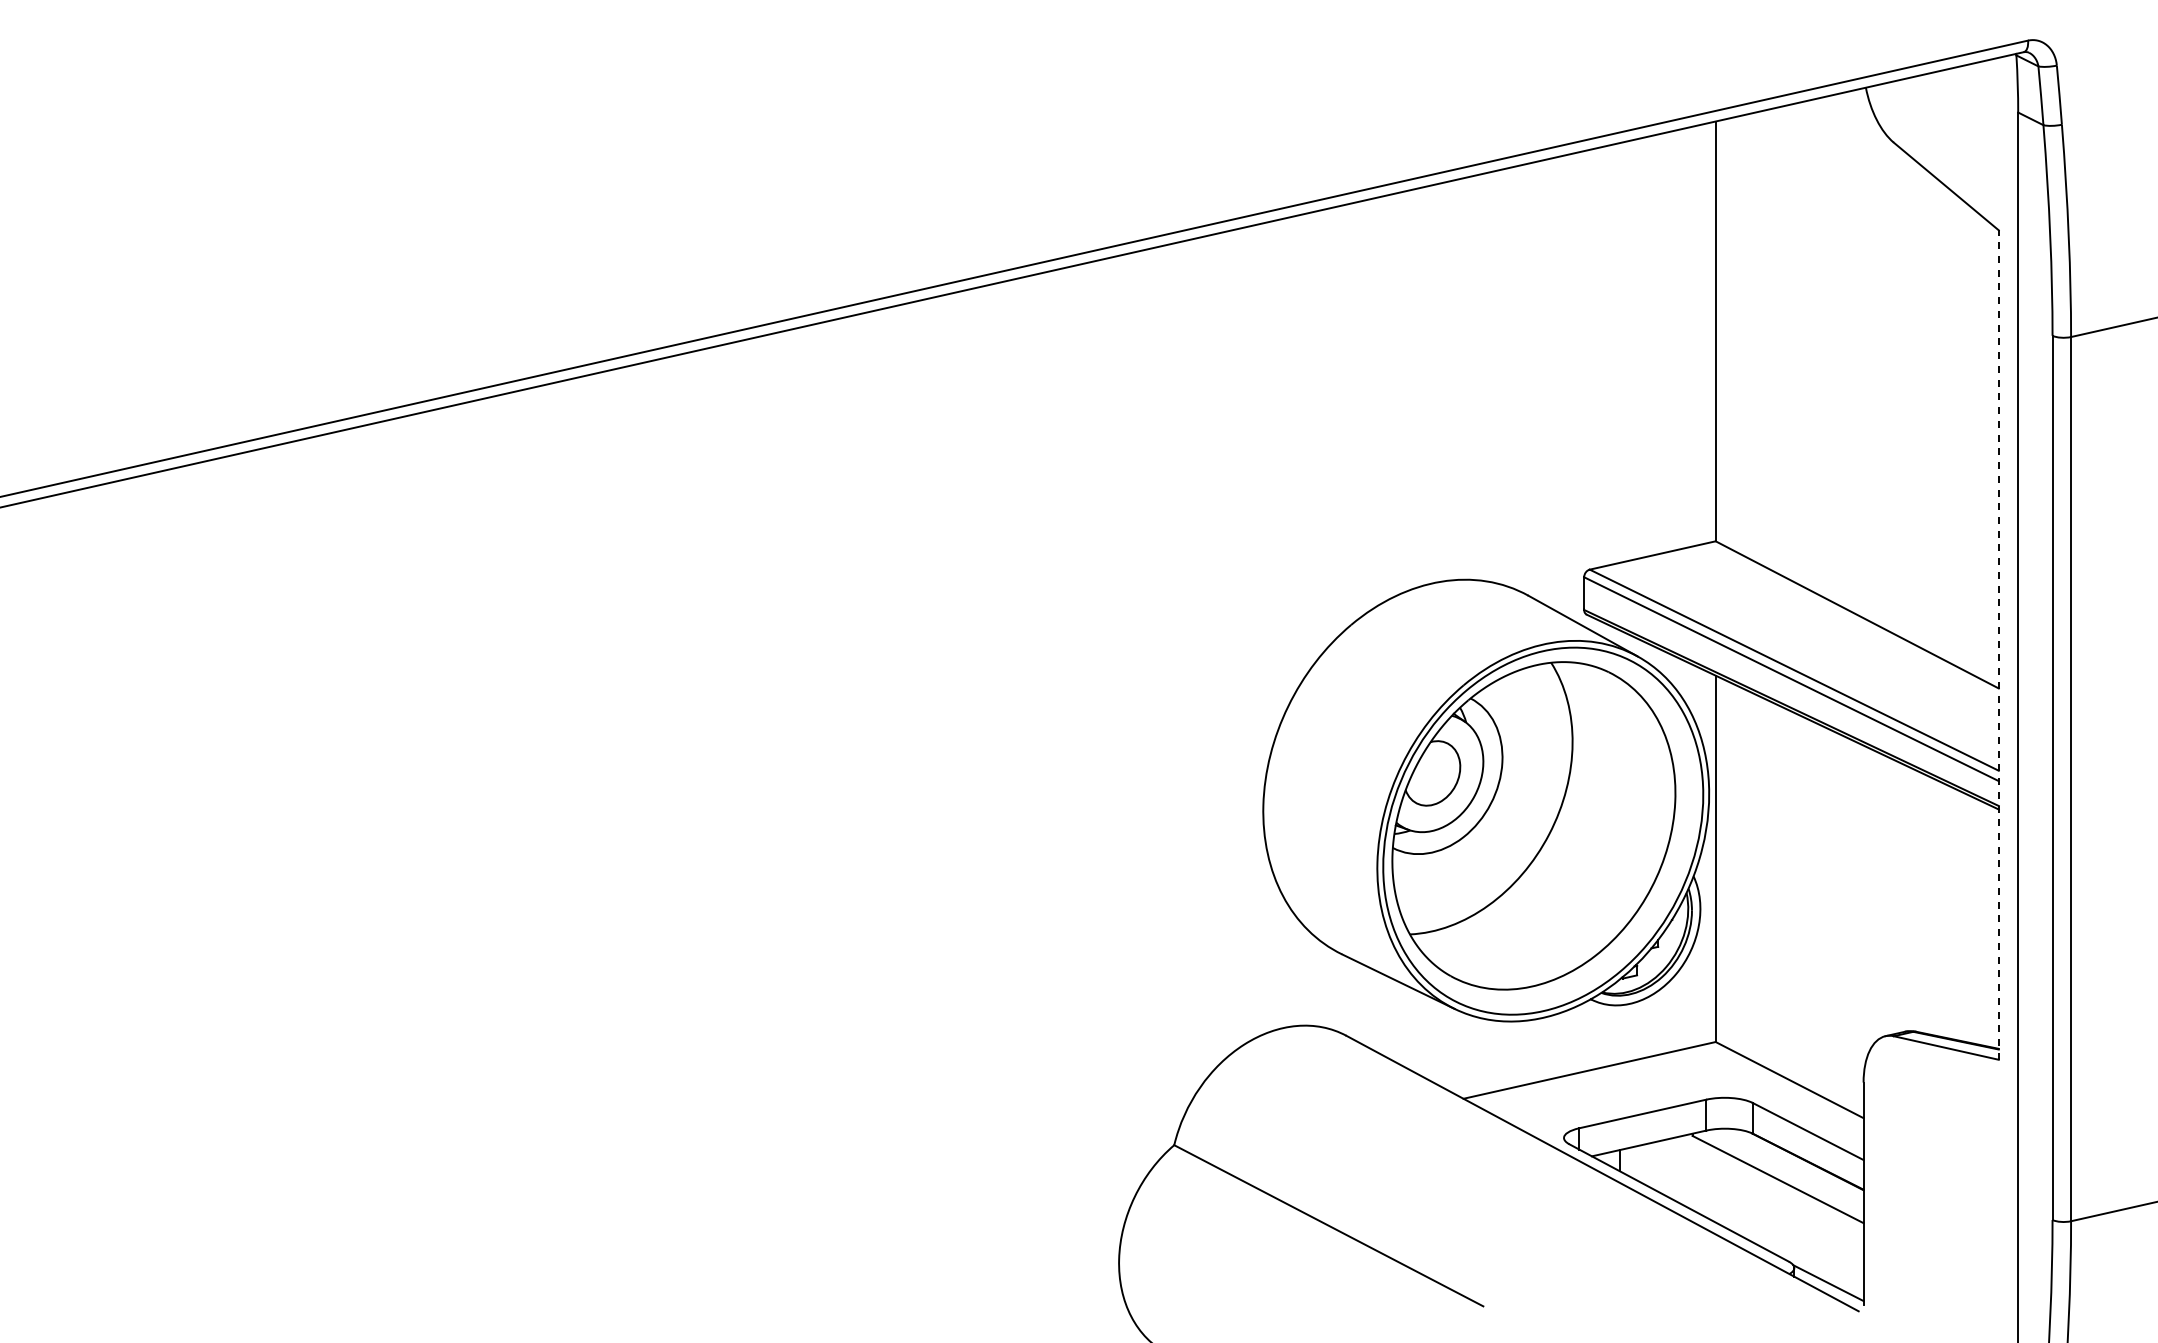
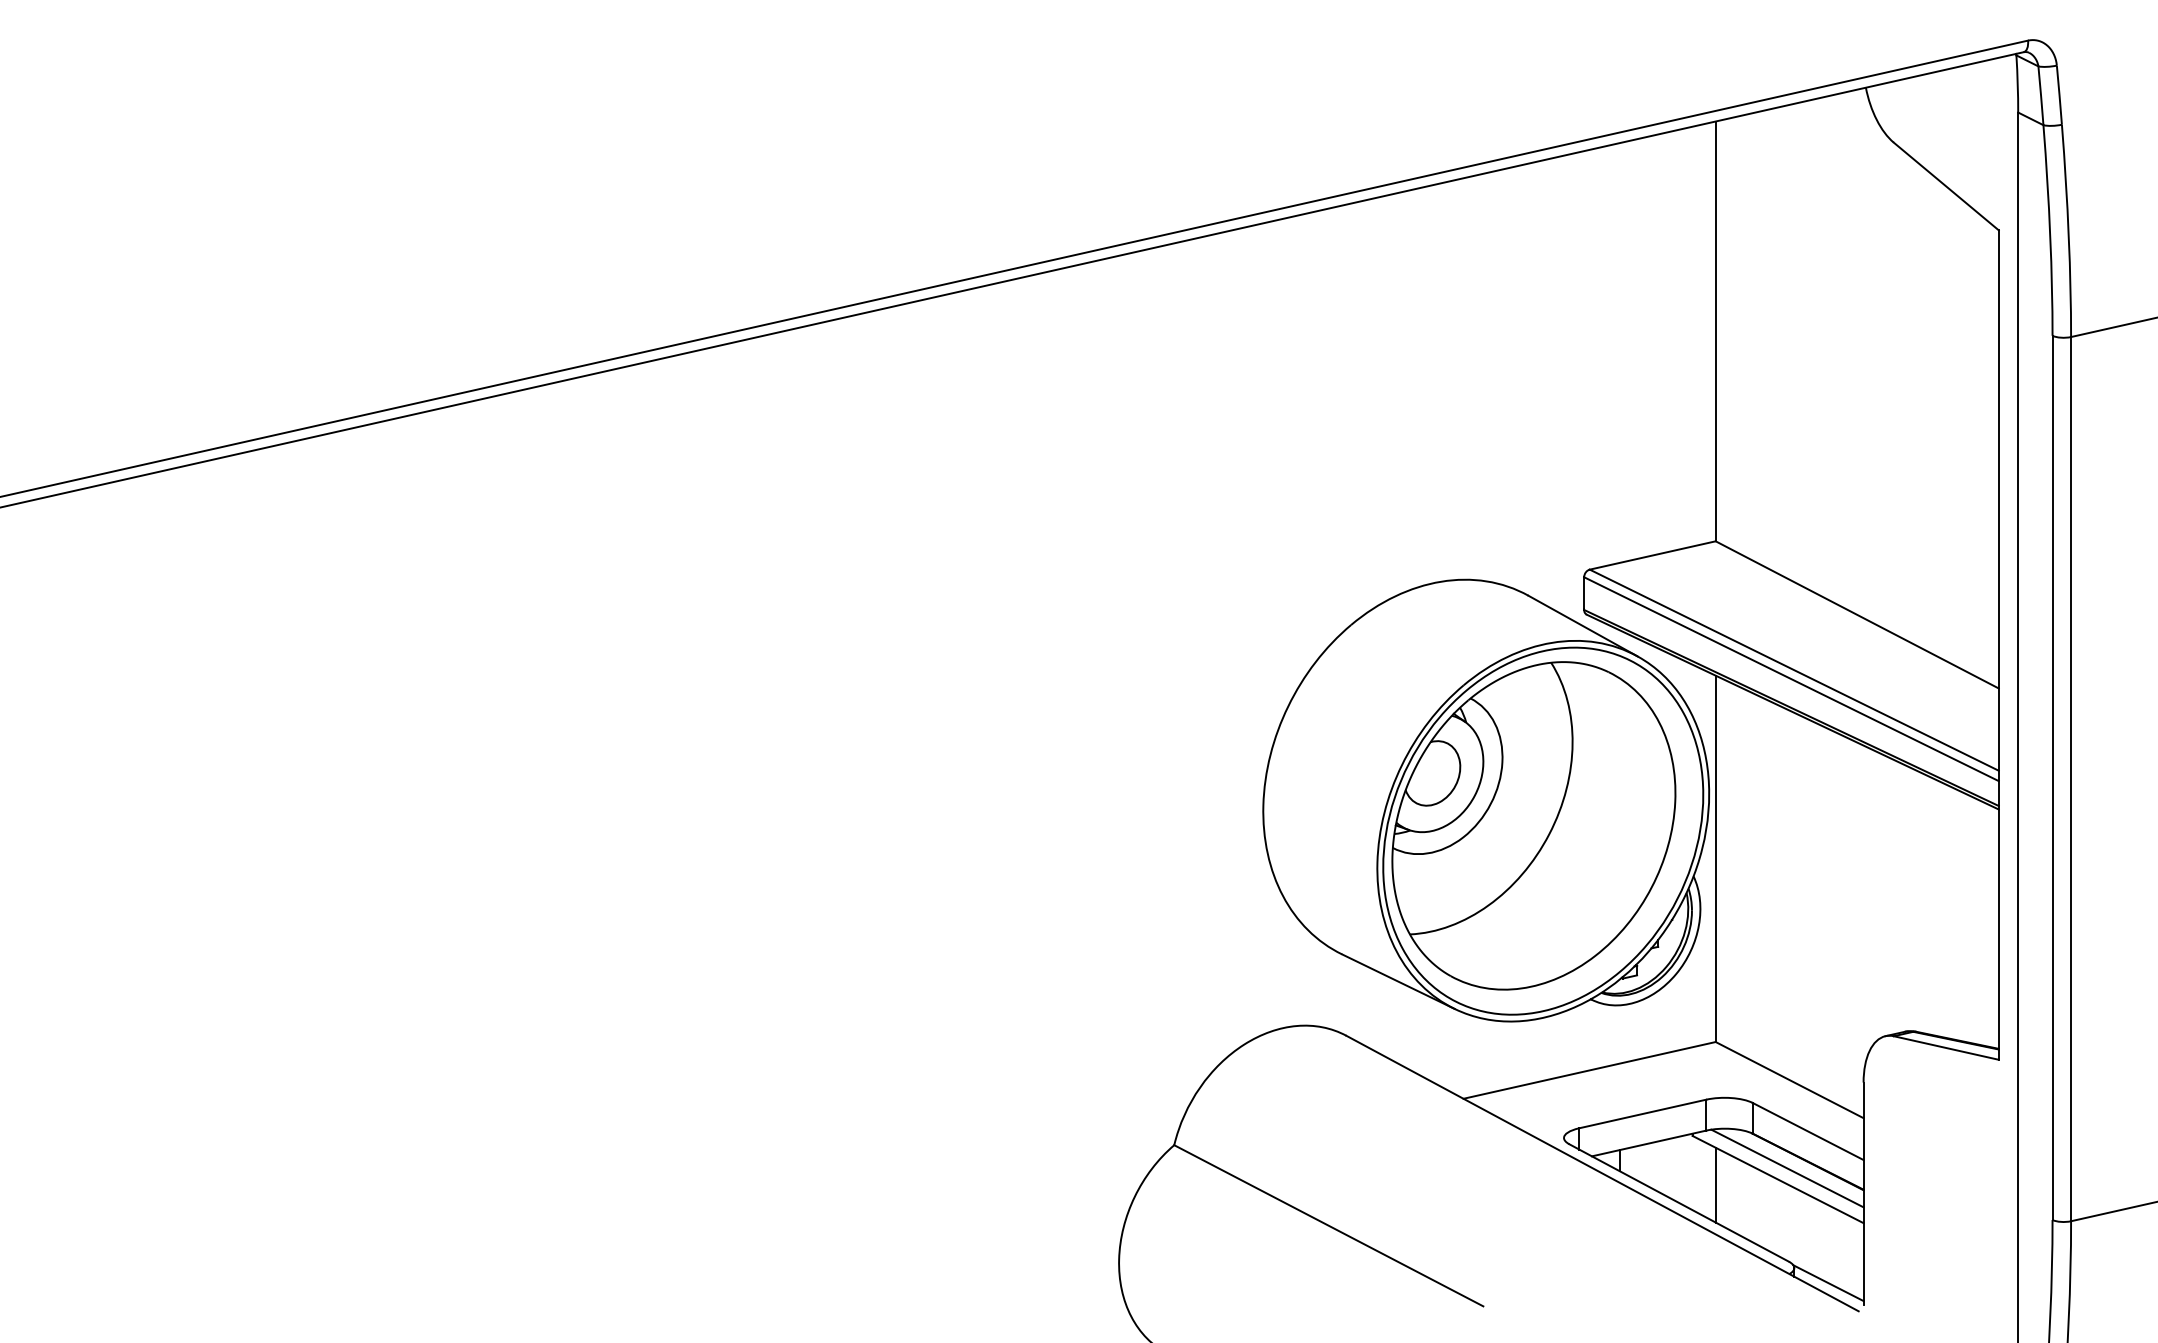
line: dashed -> solid (1998, 645)
line: none -> present (1787, 1168)
line: none -> present (1715, 1184)
